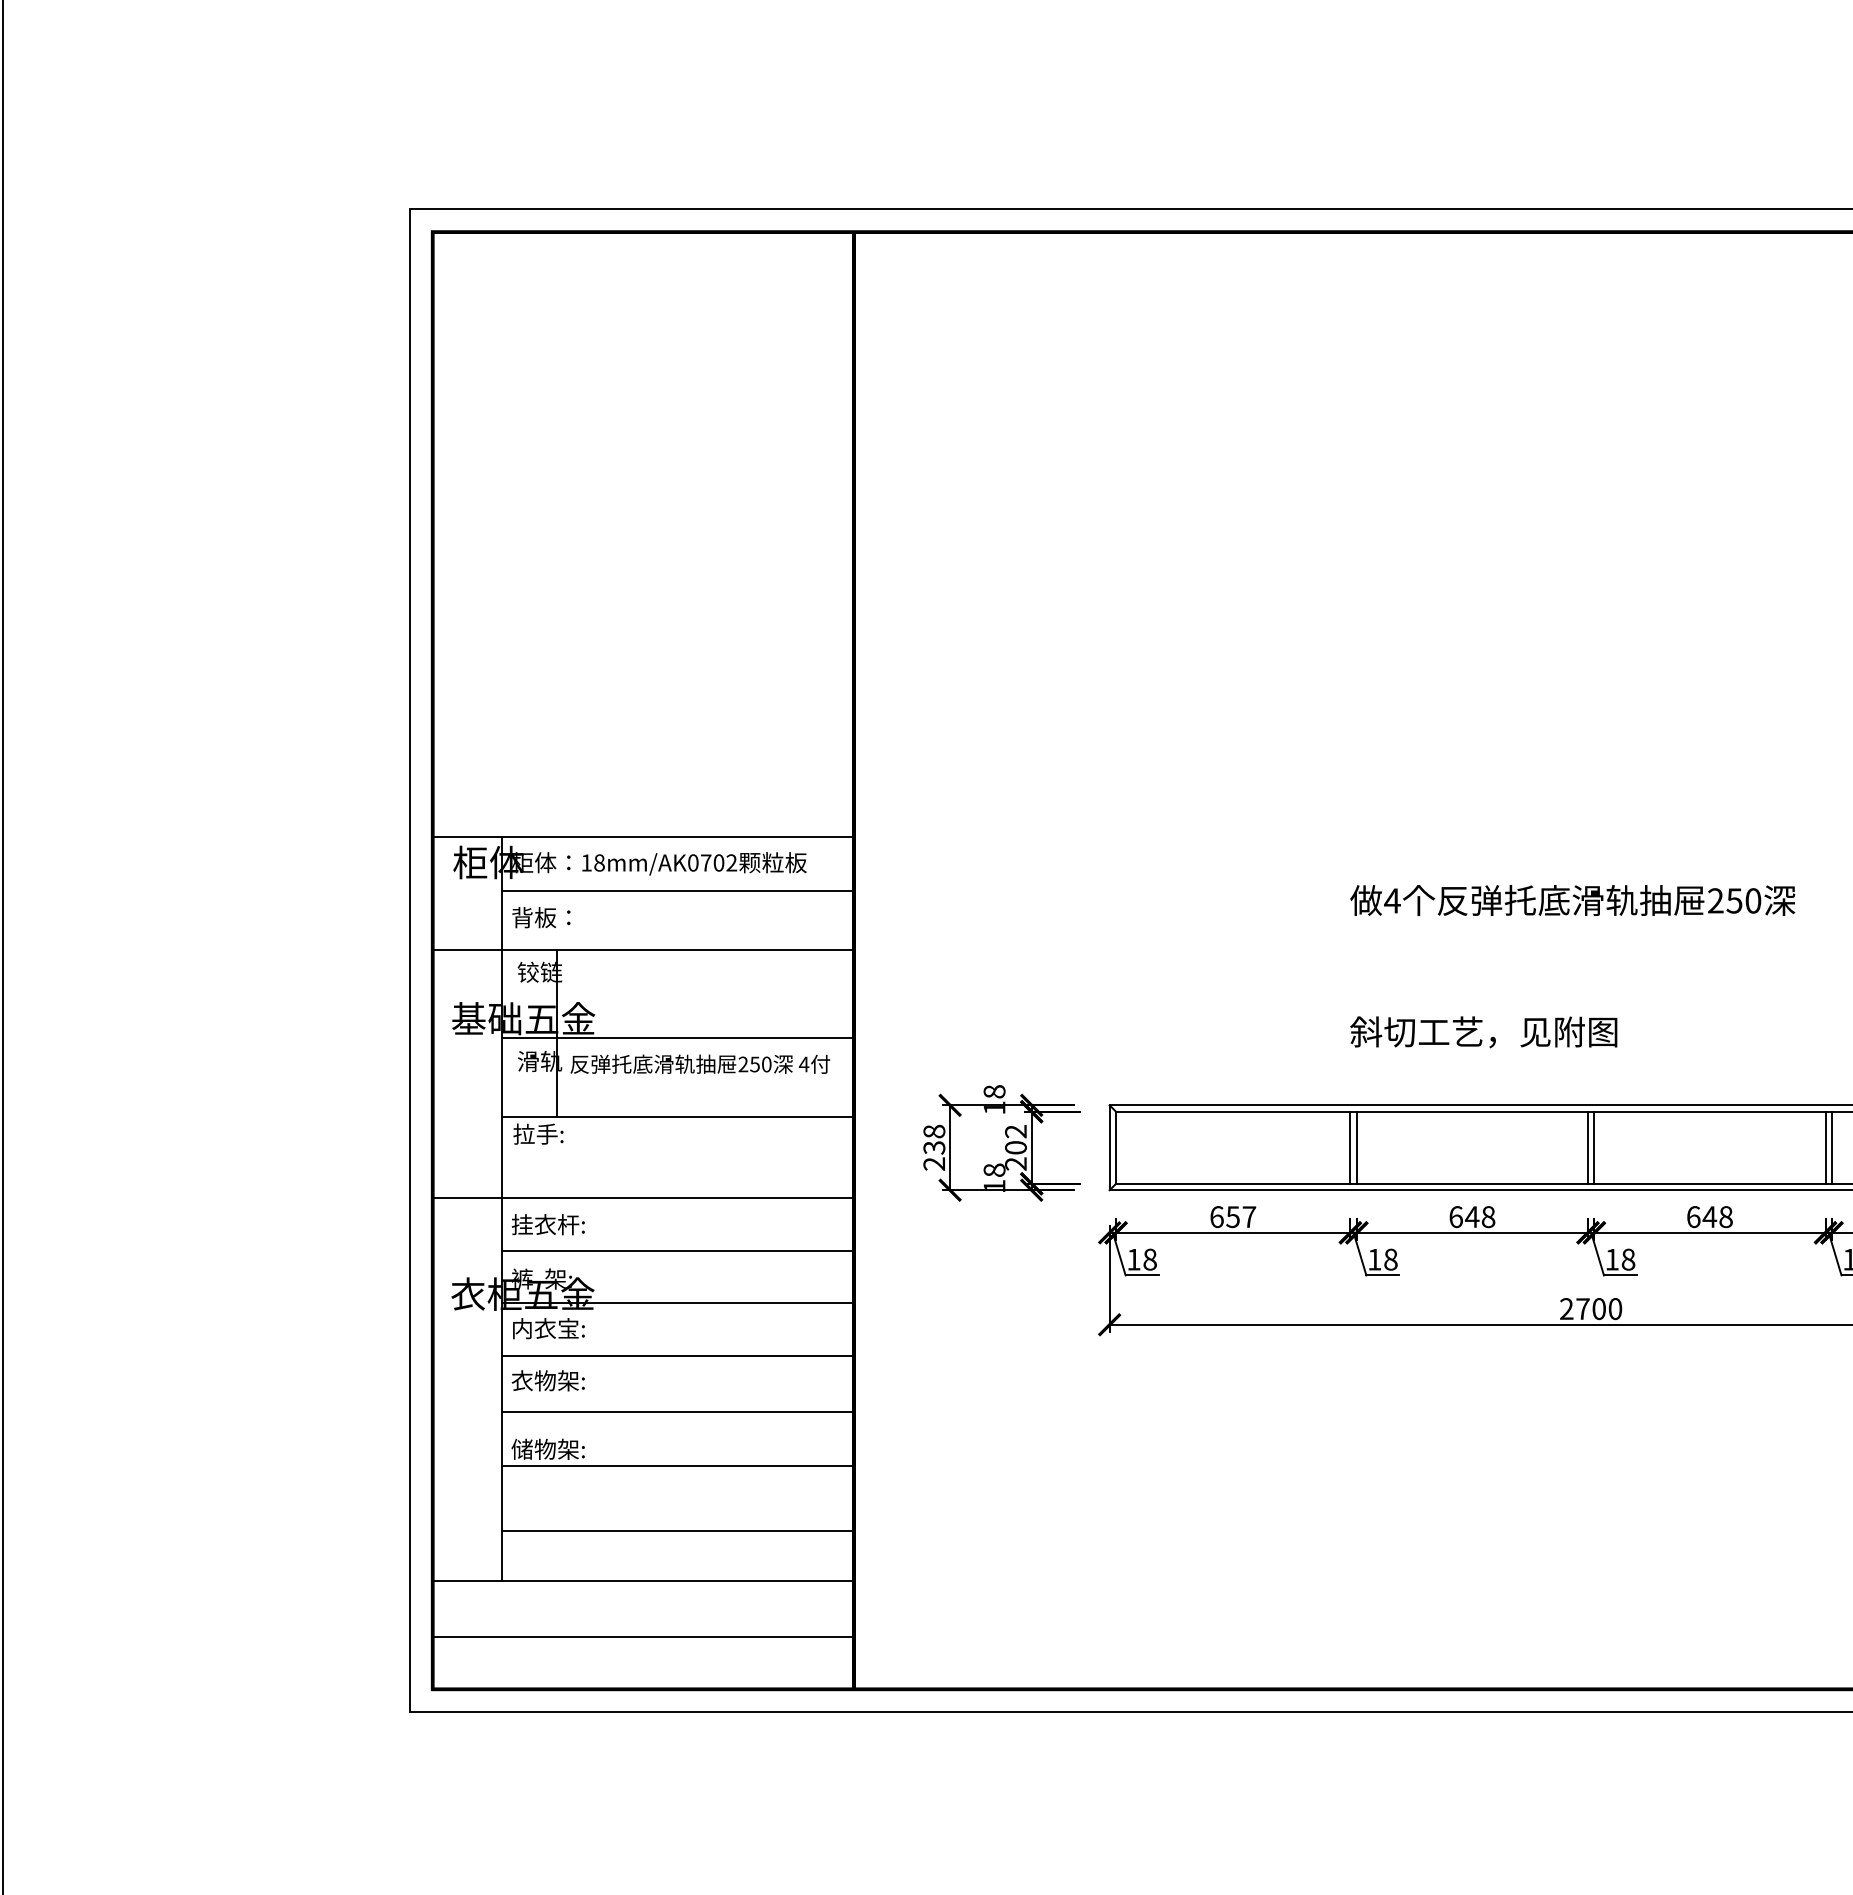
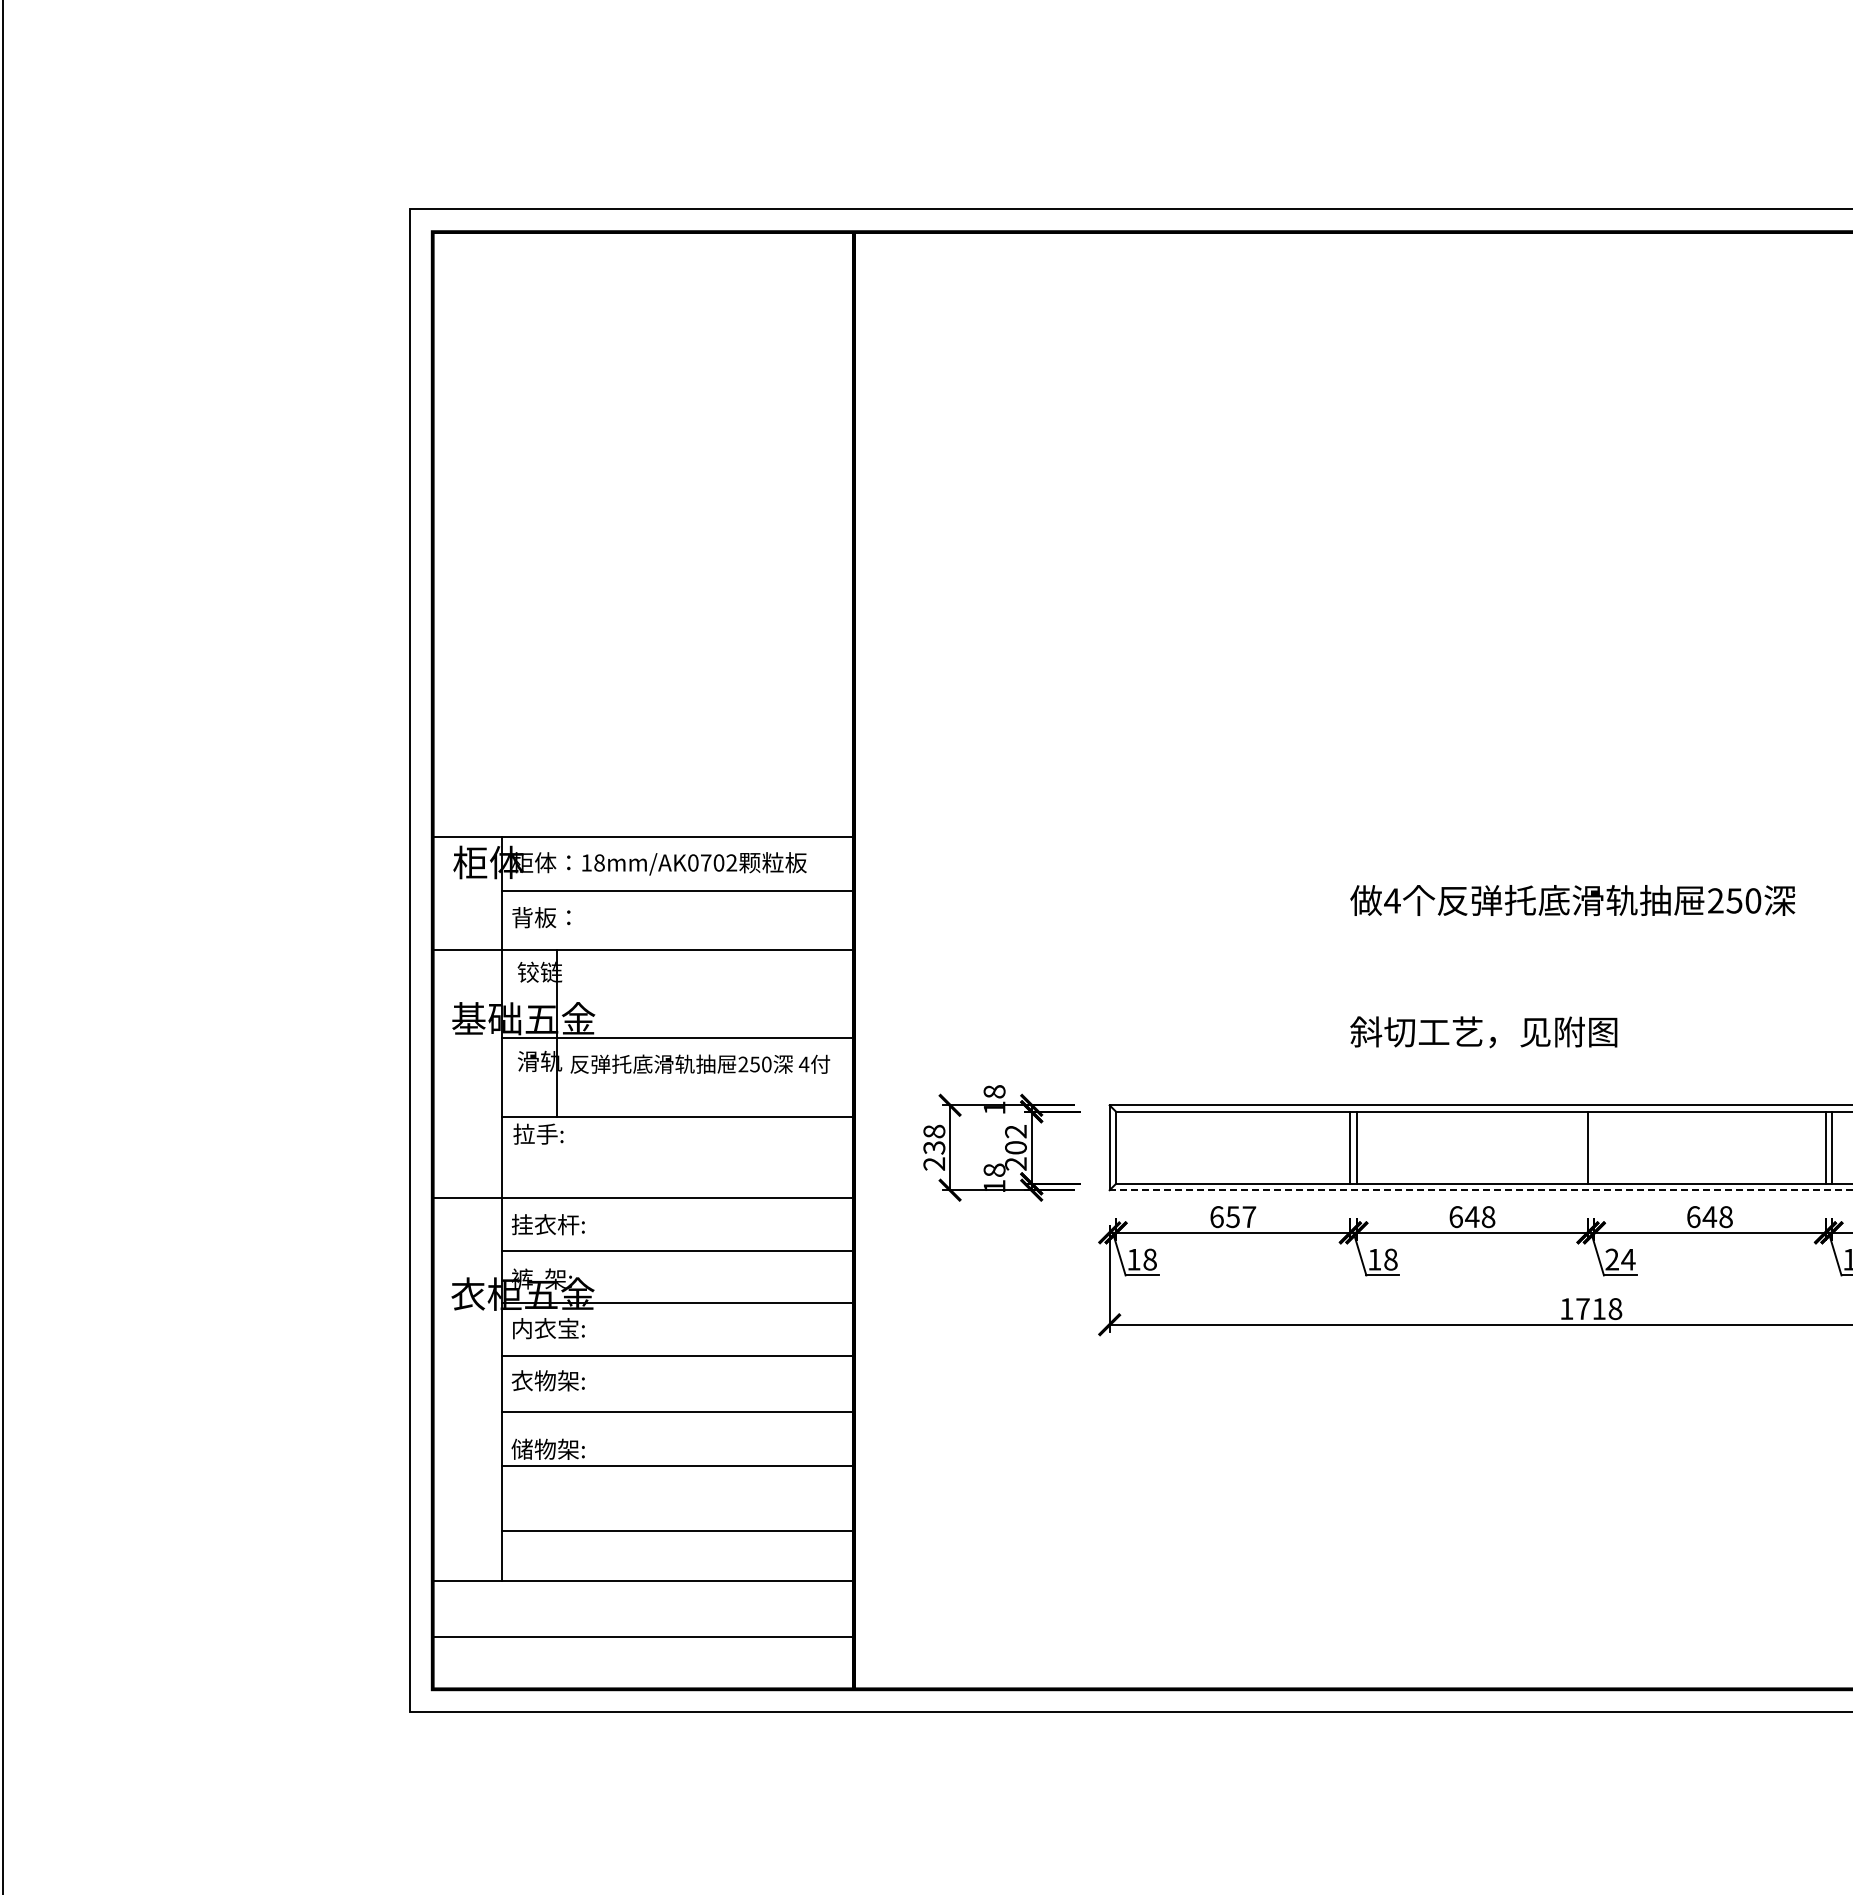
line: present -> none (1594, 1147)
line: solid -> dashed (1481, 1190)
text: 18 -> 24 (1620, 1259)
text: 2700 -> 1718 (1591, 1309)
